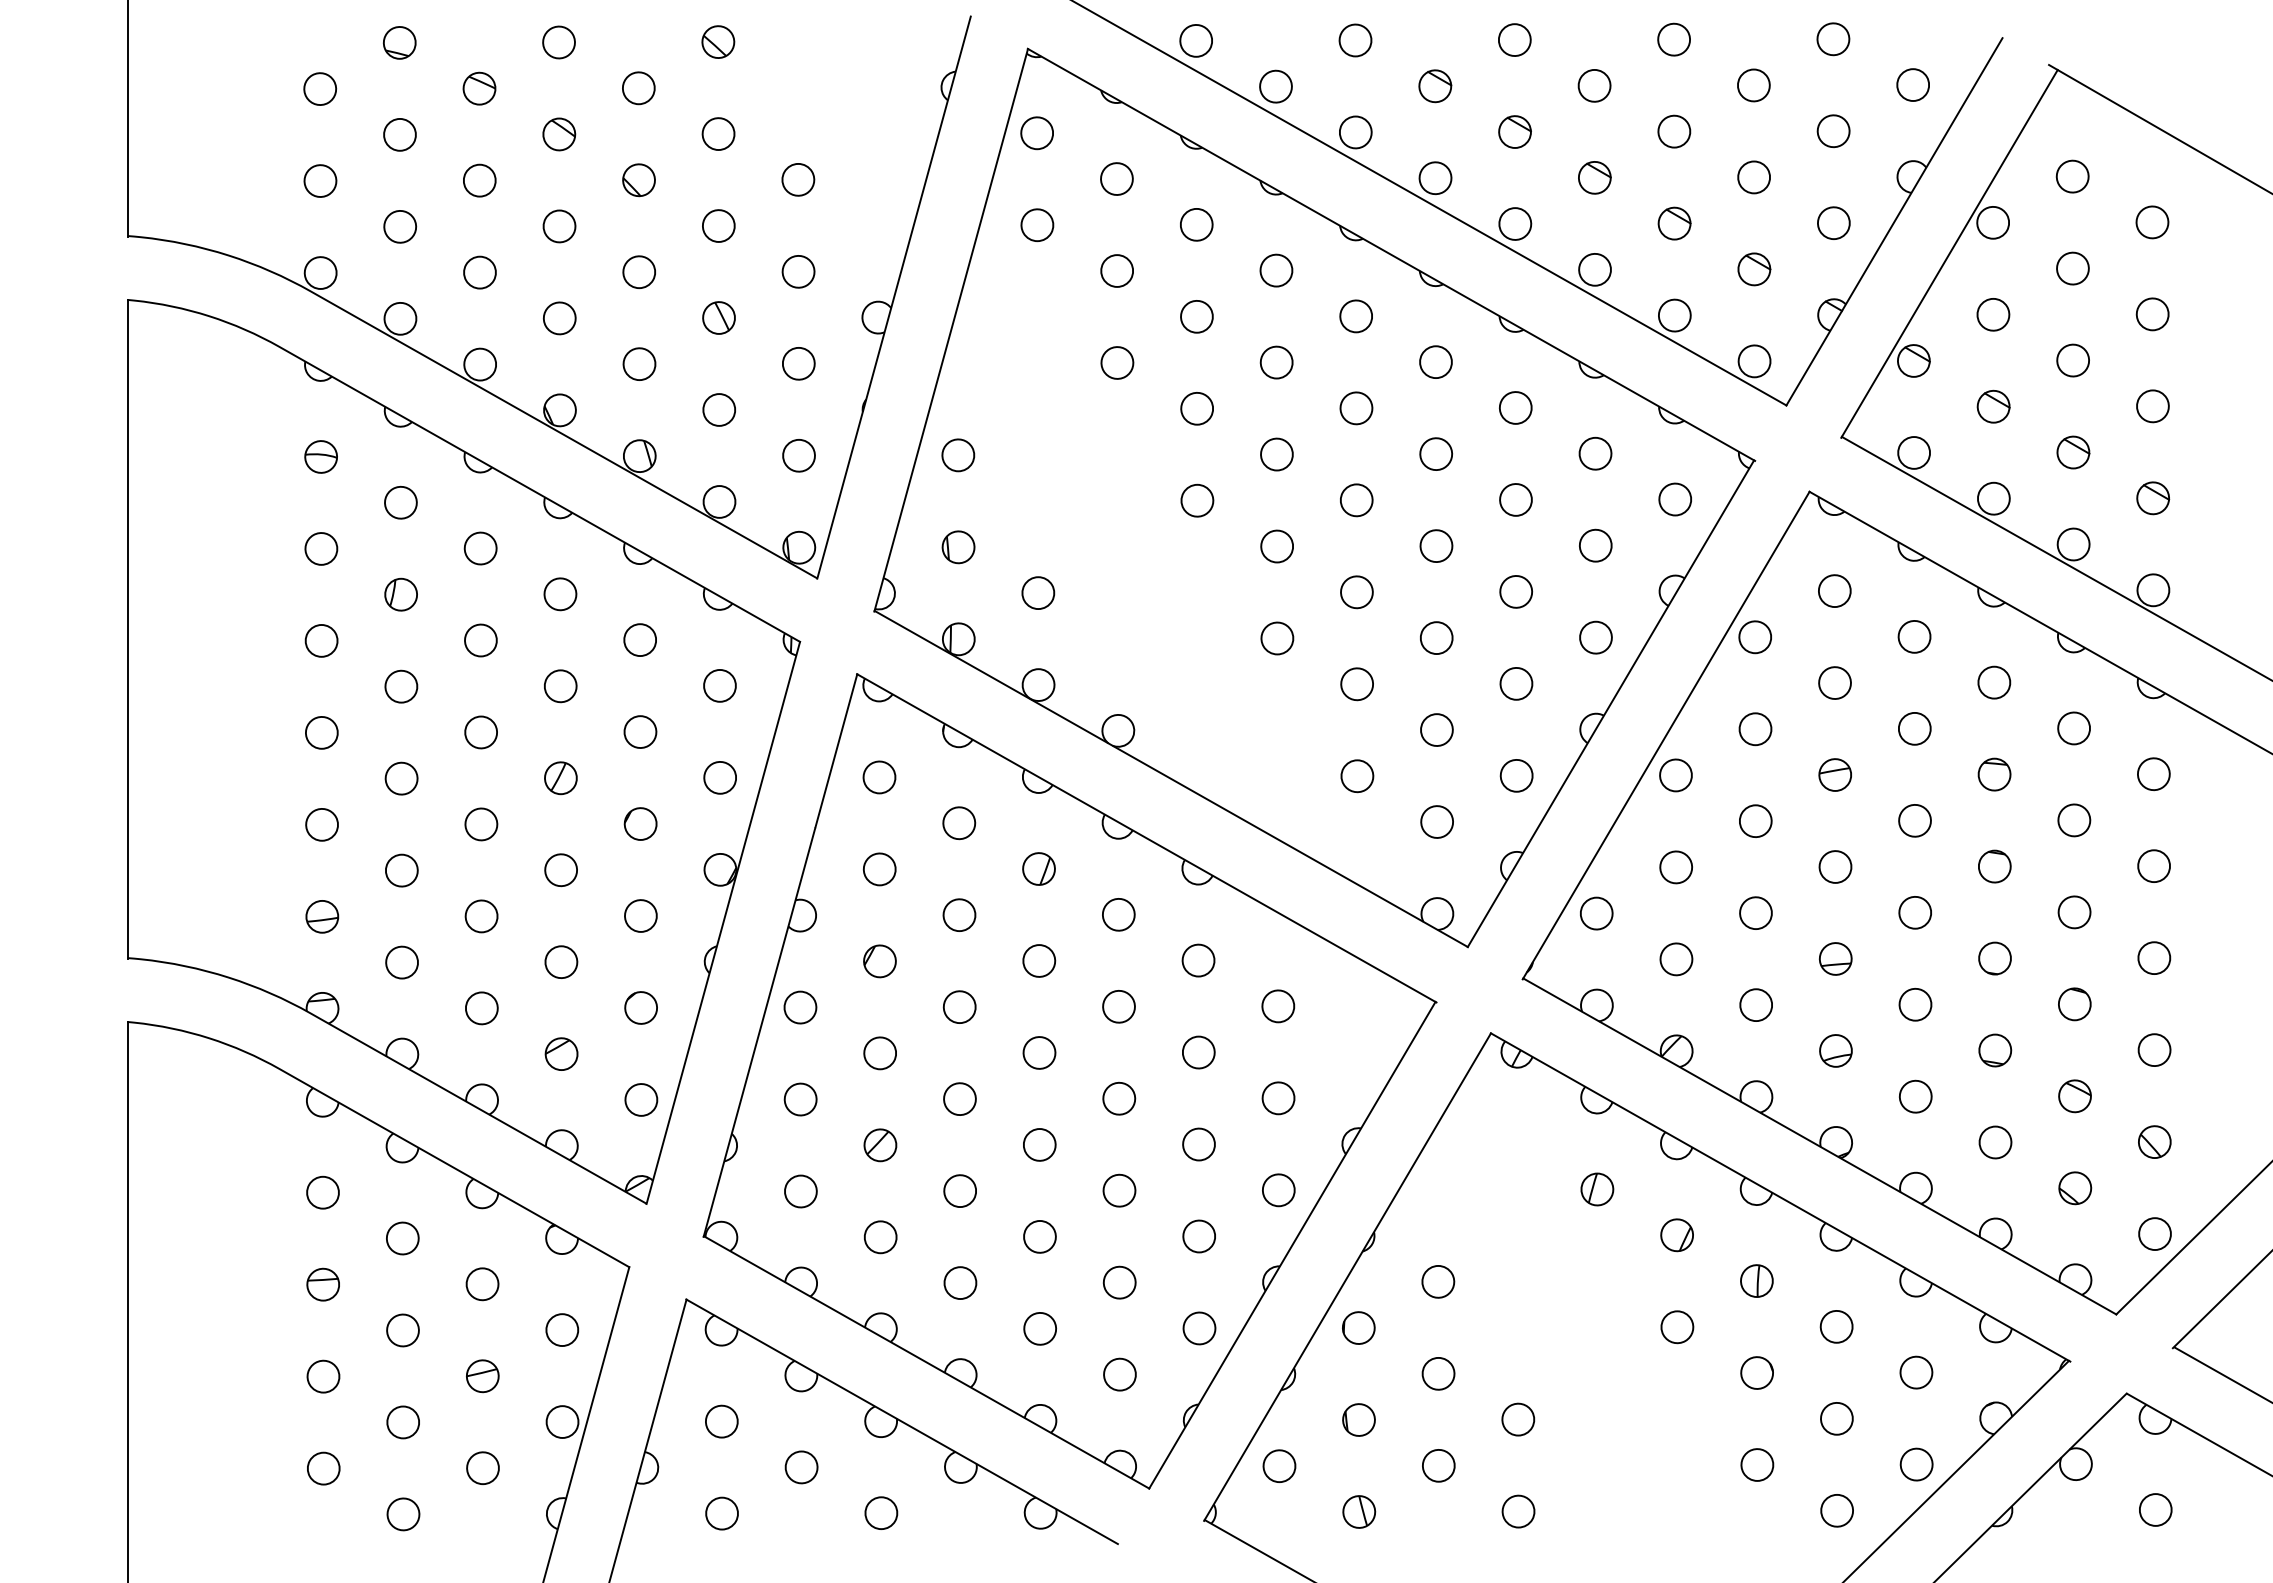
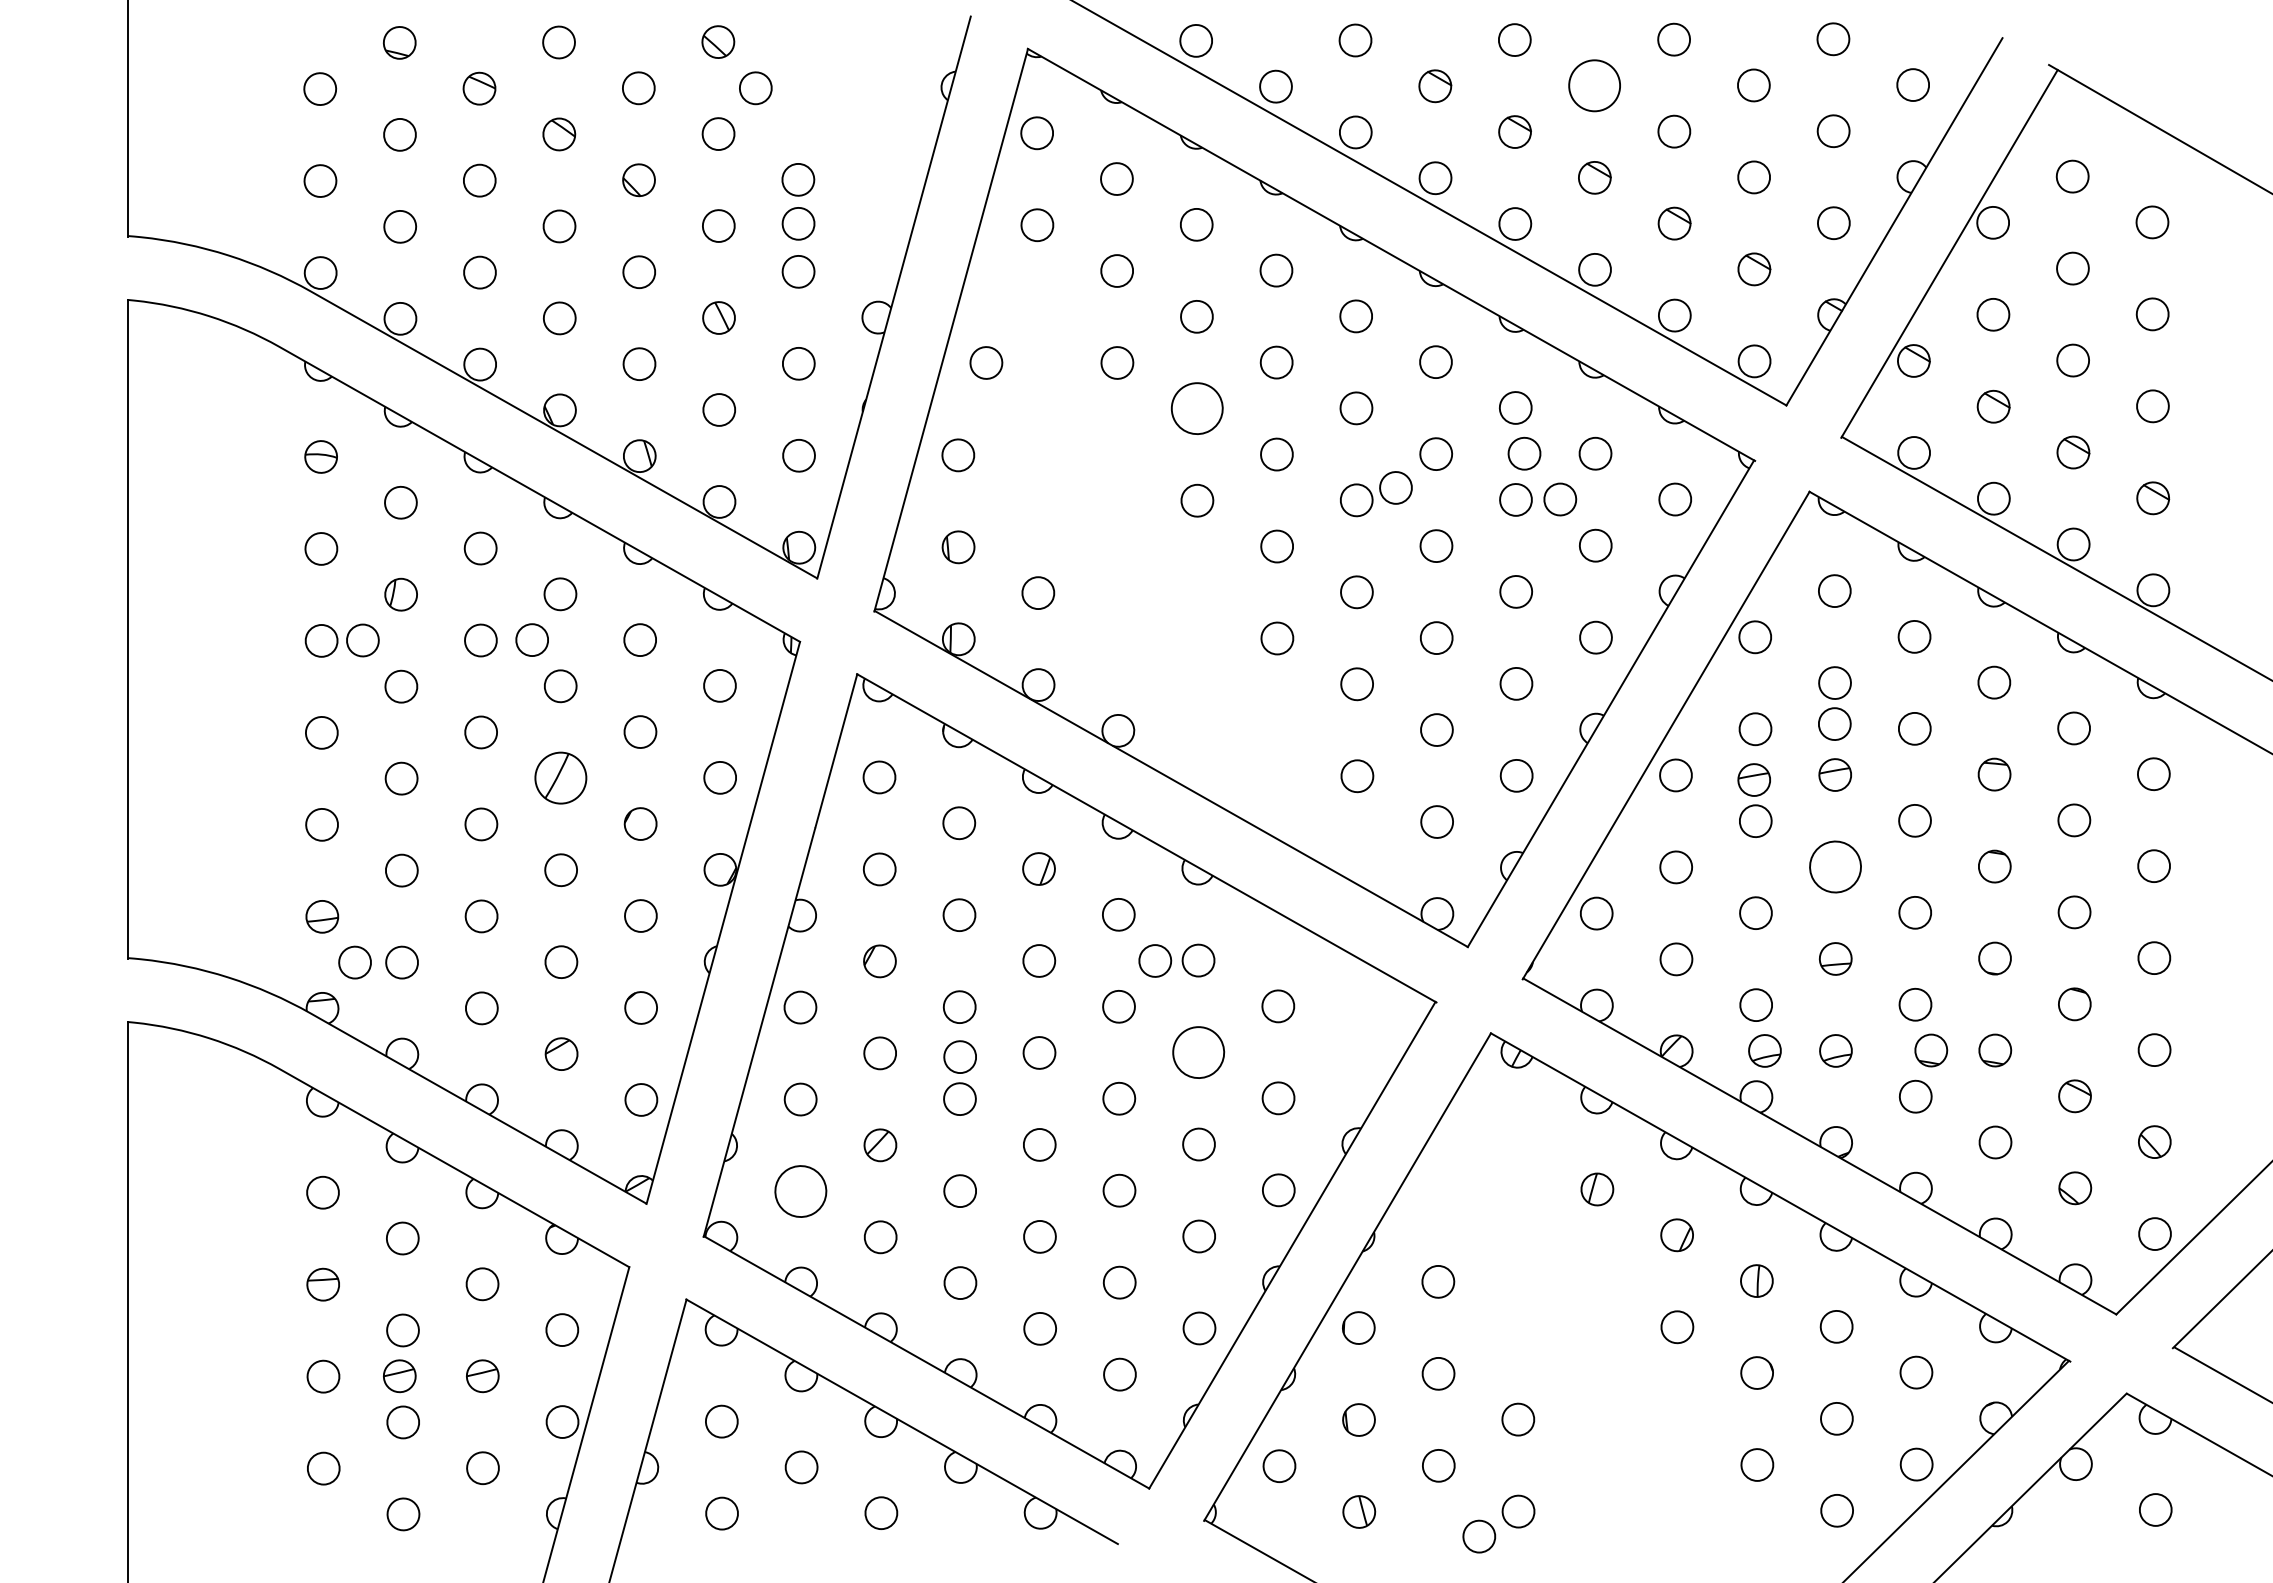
part size: 35x34 px -> 53x54 px (1594, 85)
part: none -> present (755, 88)
part: none -> present (798, 223)
part: none -> present (986, 362)
part size: 34x34 px -> 54x53 px (1196, 408)
part: none -> present (1524, 453)
part: none -> present (1395, 487)
part: none -> present (1559, 499)
part: none -> present (531, 639)
part: none -> present (362, 640)
part: none -> present (1834, 723)
part size: 34x35 px -> 54x54 px (560, 777)
part: none -> present (1753, 779)
part size: 35x34 px -> 53x54 px (1835, 866)
part: none -> present (1155, 960)
part: none -> present (354, 962)
part: none -> present (1764, 1050)
part: none -> present (1931, 1050)
part size: 34x35 px -> 54x53 px (1198, 1052)
part: none -> present (959, 1056)
part size: 34x35 px -> 54x53 px (800, 1191)
part: none -> present (399, 1376)
part: none -> present (1479, 1536)
